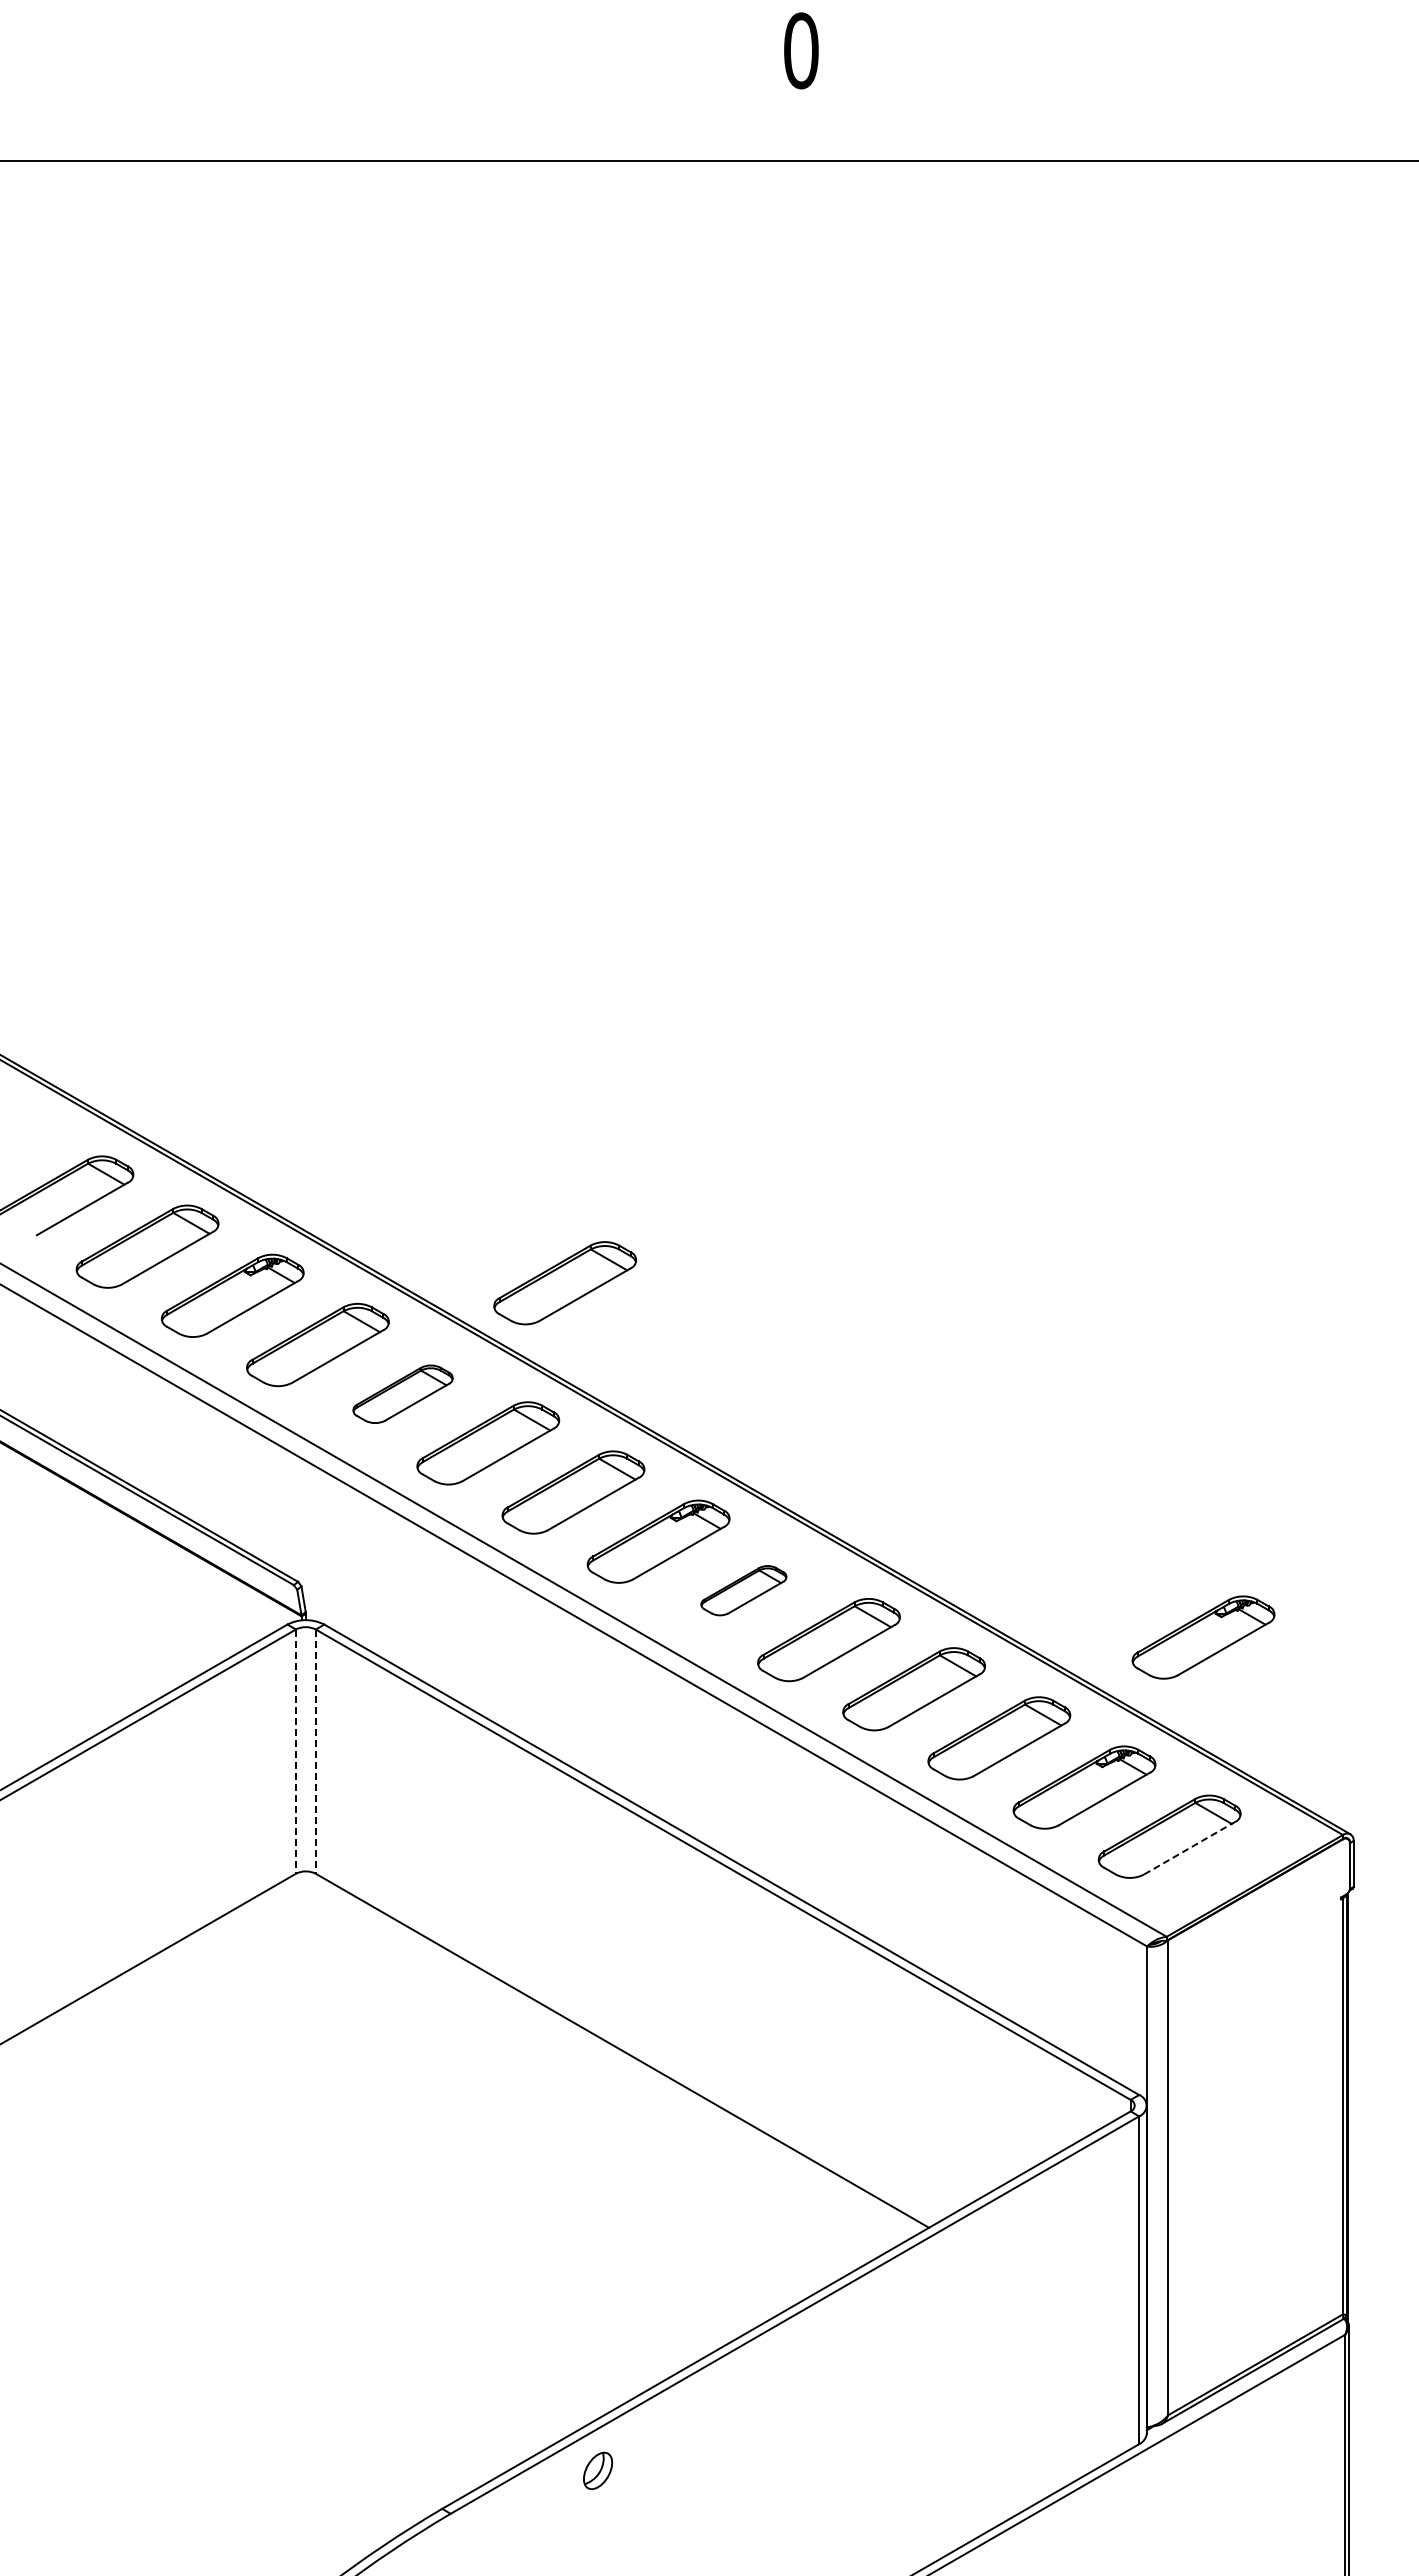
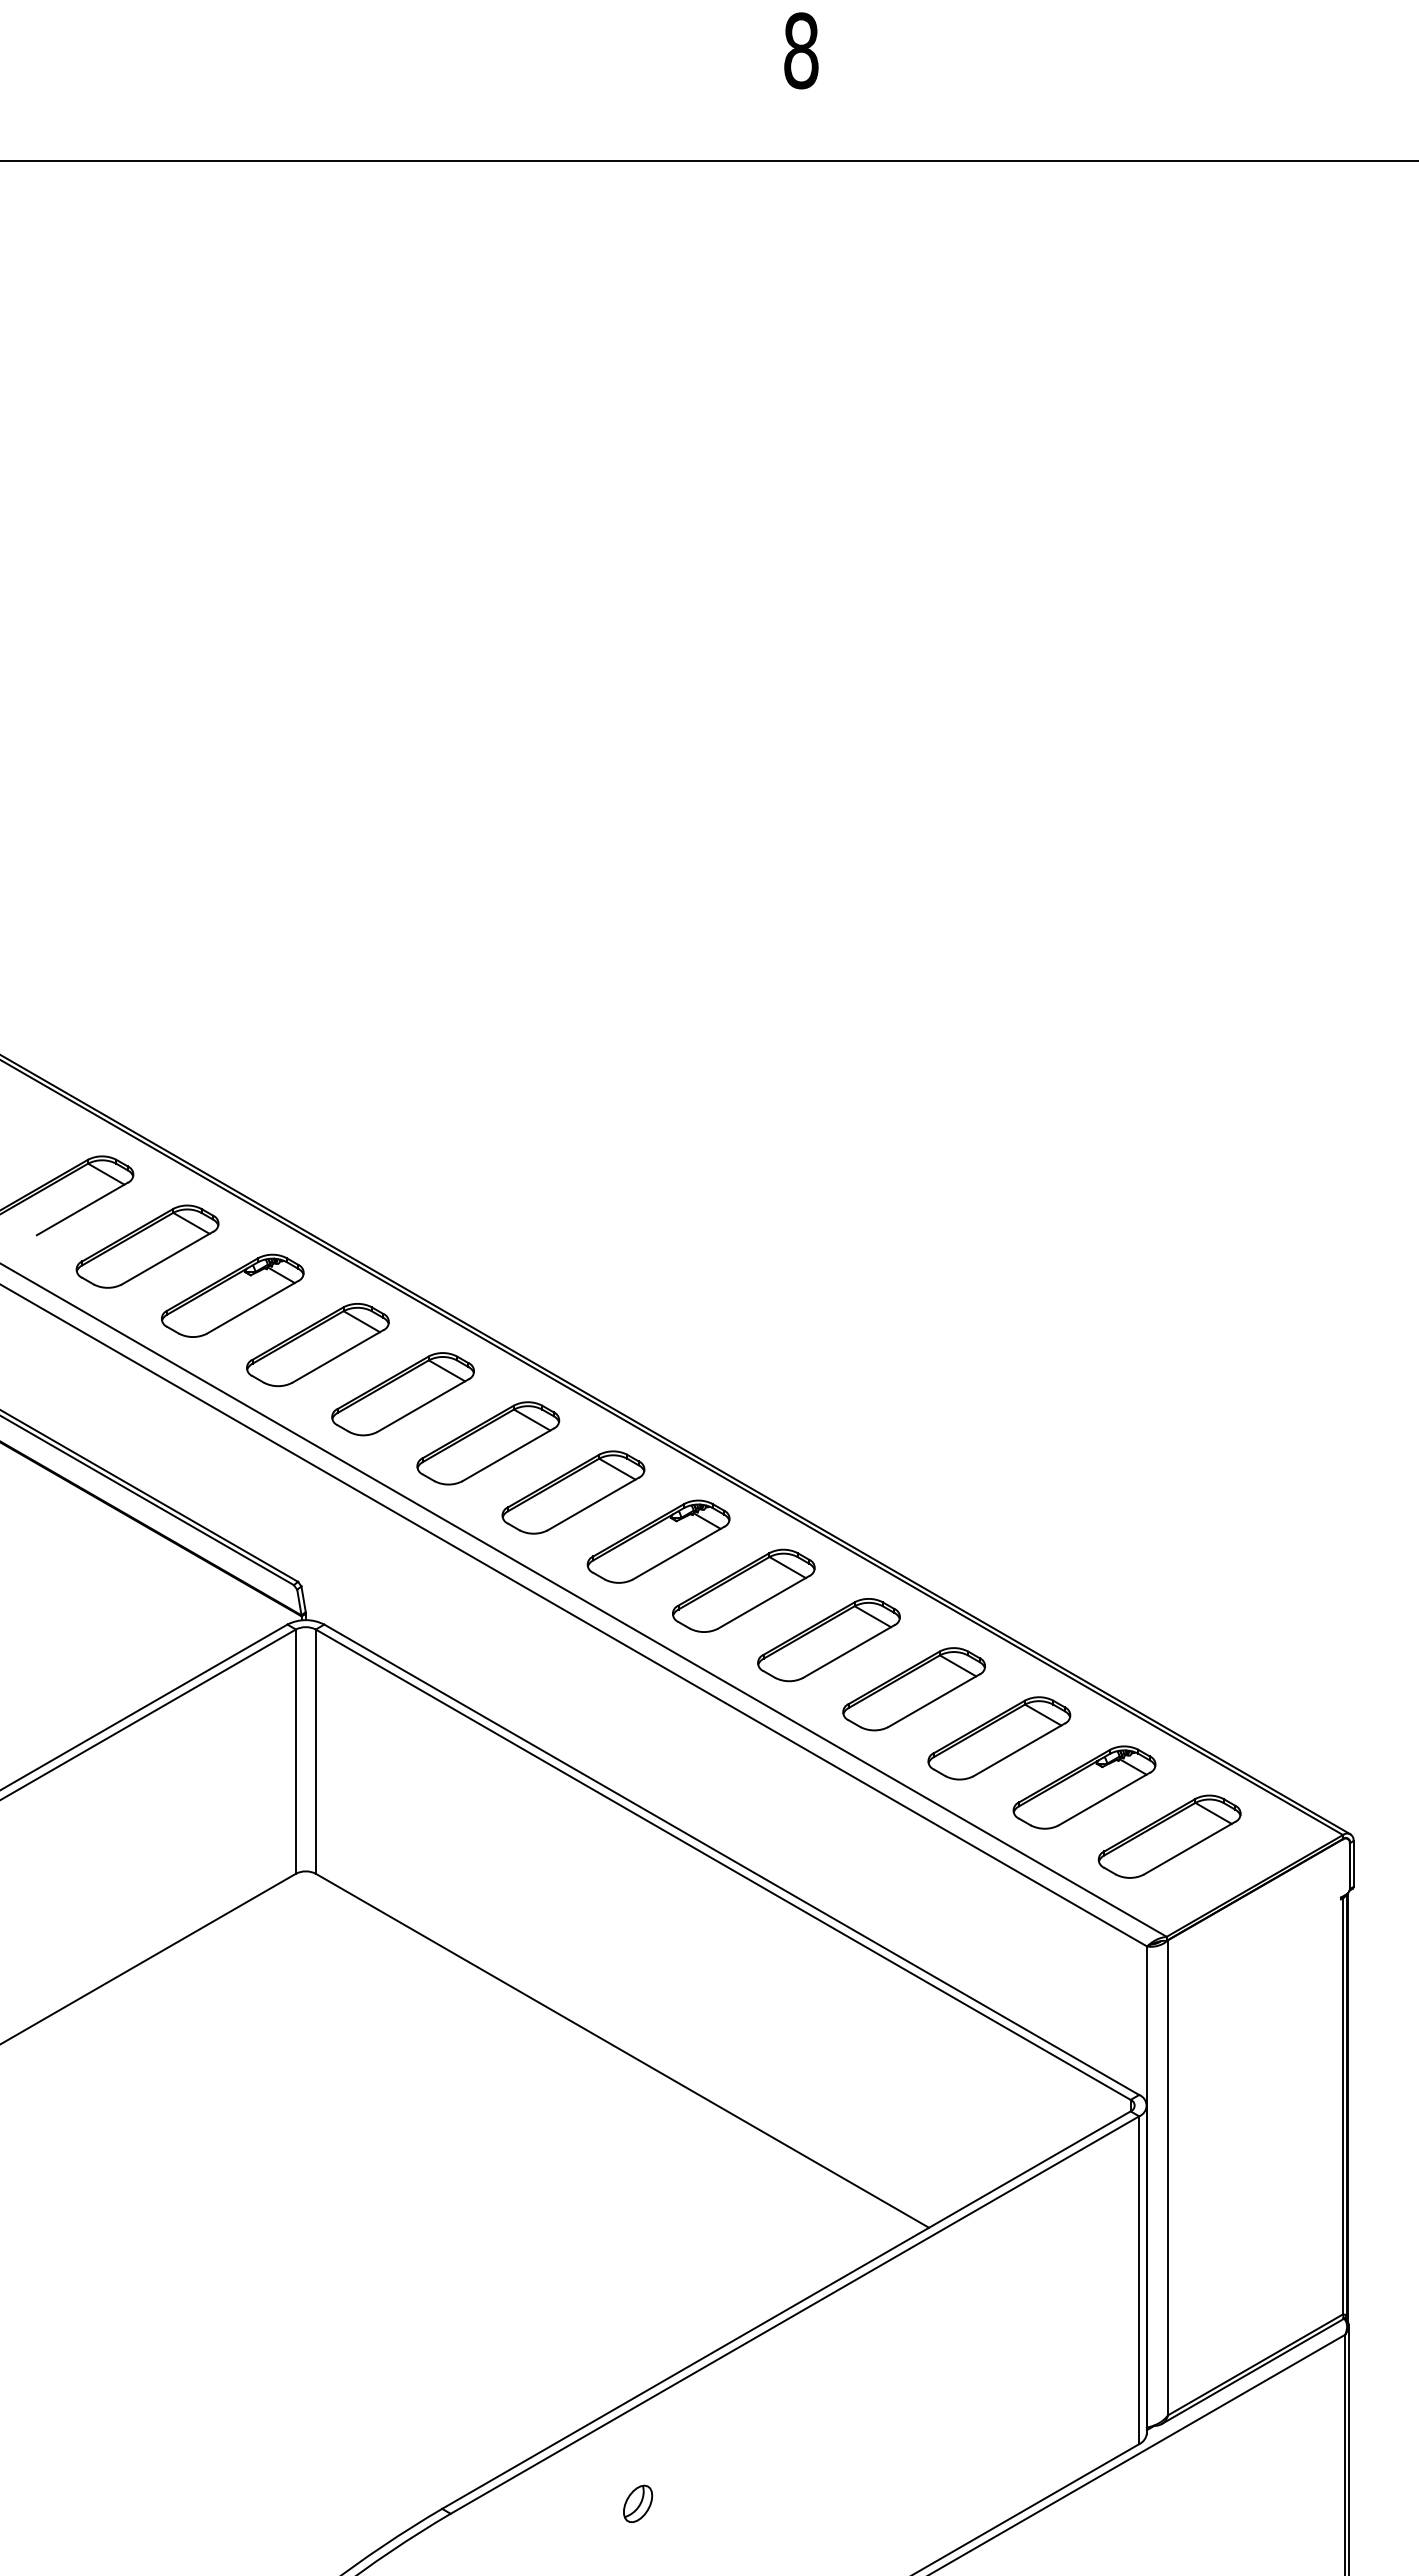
text: 0 -> 8 (801, 50)
part: present -> none (564, 1283)
part size: 102x60 px -> 144x85 px (402, 1394)
part size: 88x52 px -> 144x85 px (743, 1590)
part: present -> none (1203, 1637)
line: dashed -> solid (295, 1752)
line: dashed -> solid (315, 1752)
line: dashed -> solid (1190, 1847)
part position: (598, 2470) -> (638, 2503) (638, 2503)
